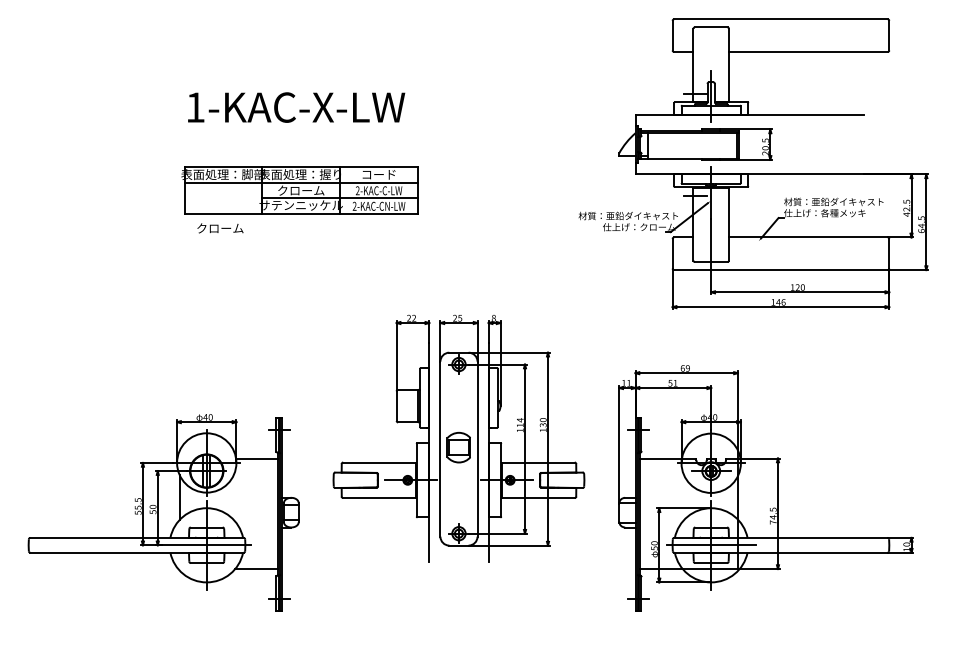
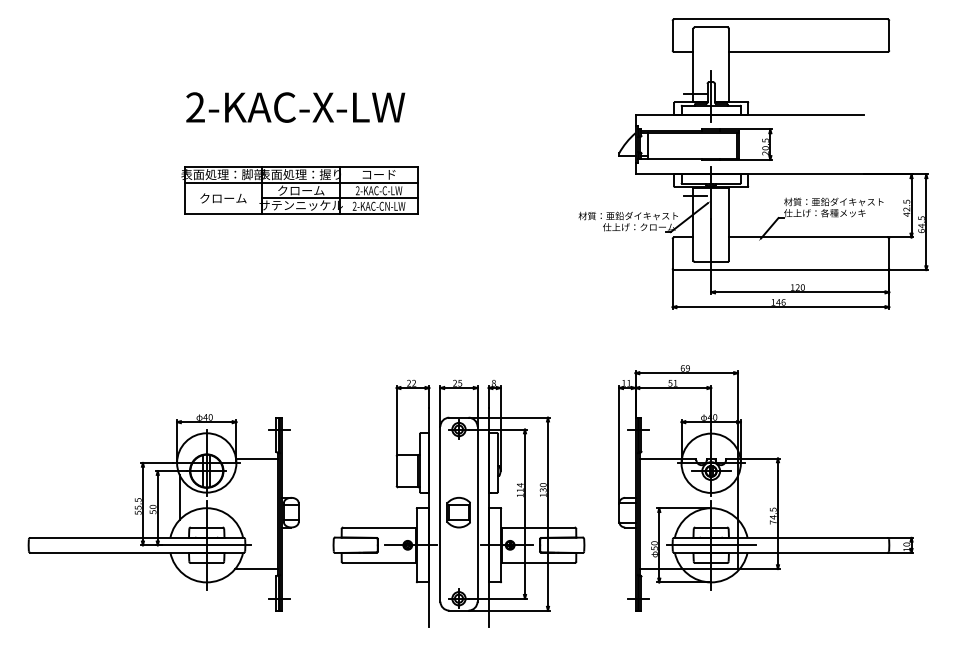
text: 1-KAC-X-LW -> 2-KAC-X-LW (195, 107)
text position: (220, 228) -> (223, 198) (223, 198)
part position: (458, 438) -> (458, 503) (458, 503)
